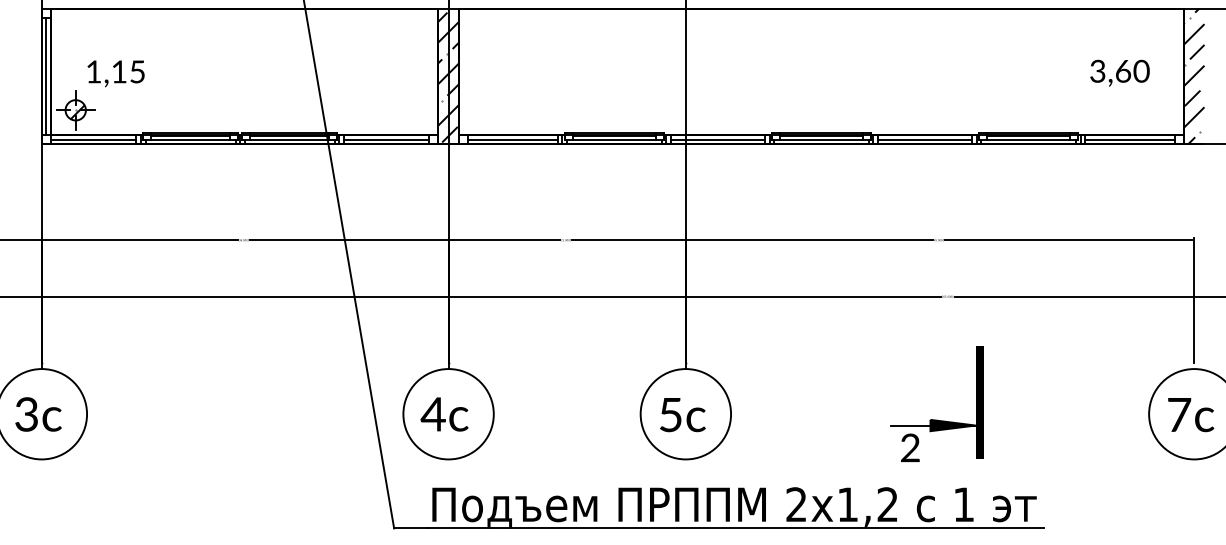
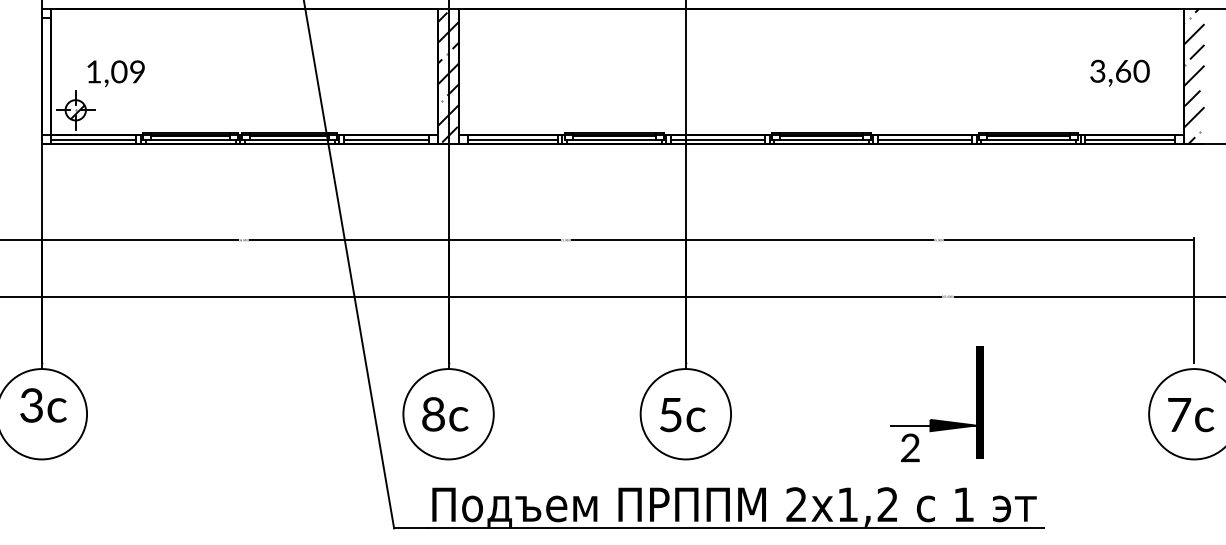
text: 1,15 -> 1,09 (127, 71)
line: present -> none (46, 76)
text position: (38, 414) -> (43, 405) (43, 405)
text: 4c -> 8c (432, 414)
